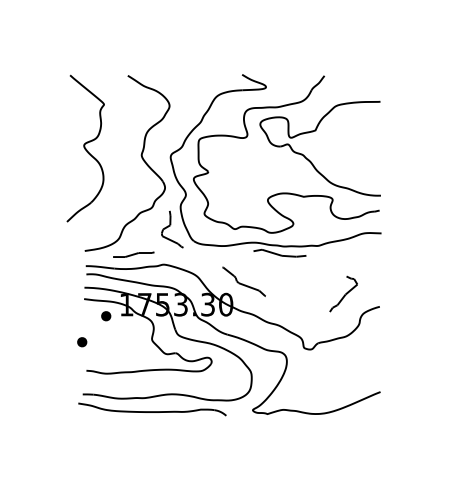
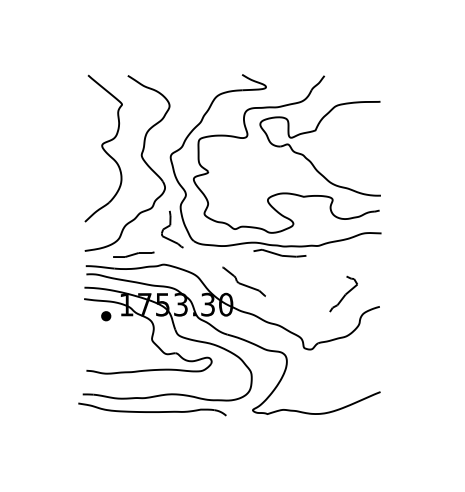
part position: (85, 148) -> (103, 148) (103, 148)
part: present -> none (82, 342)
